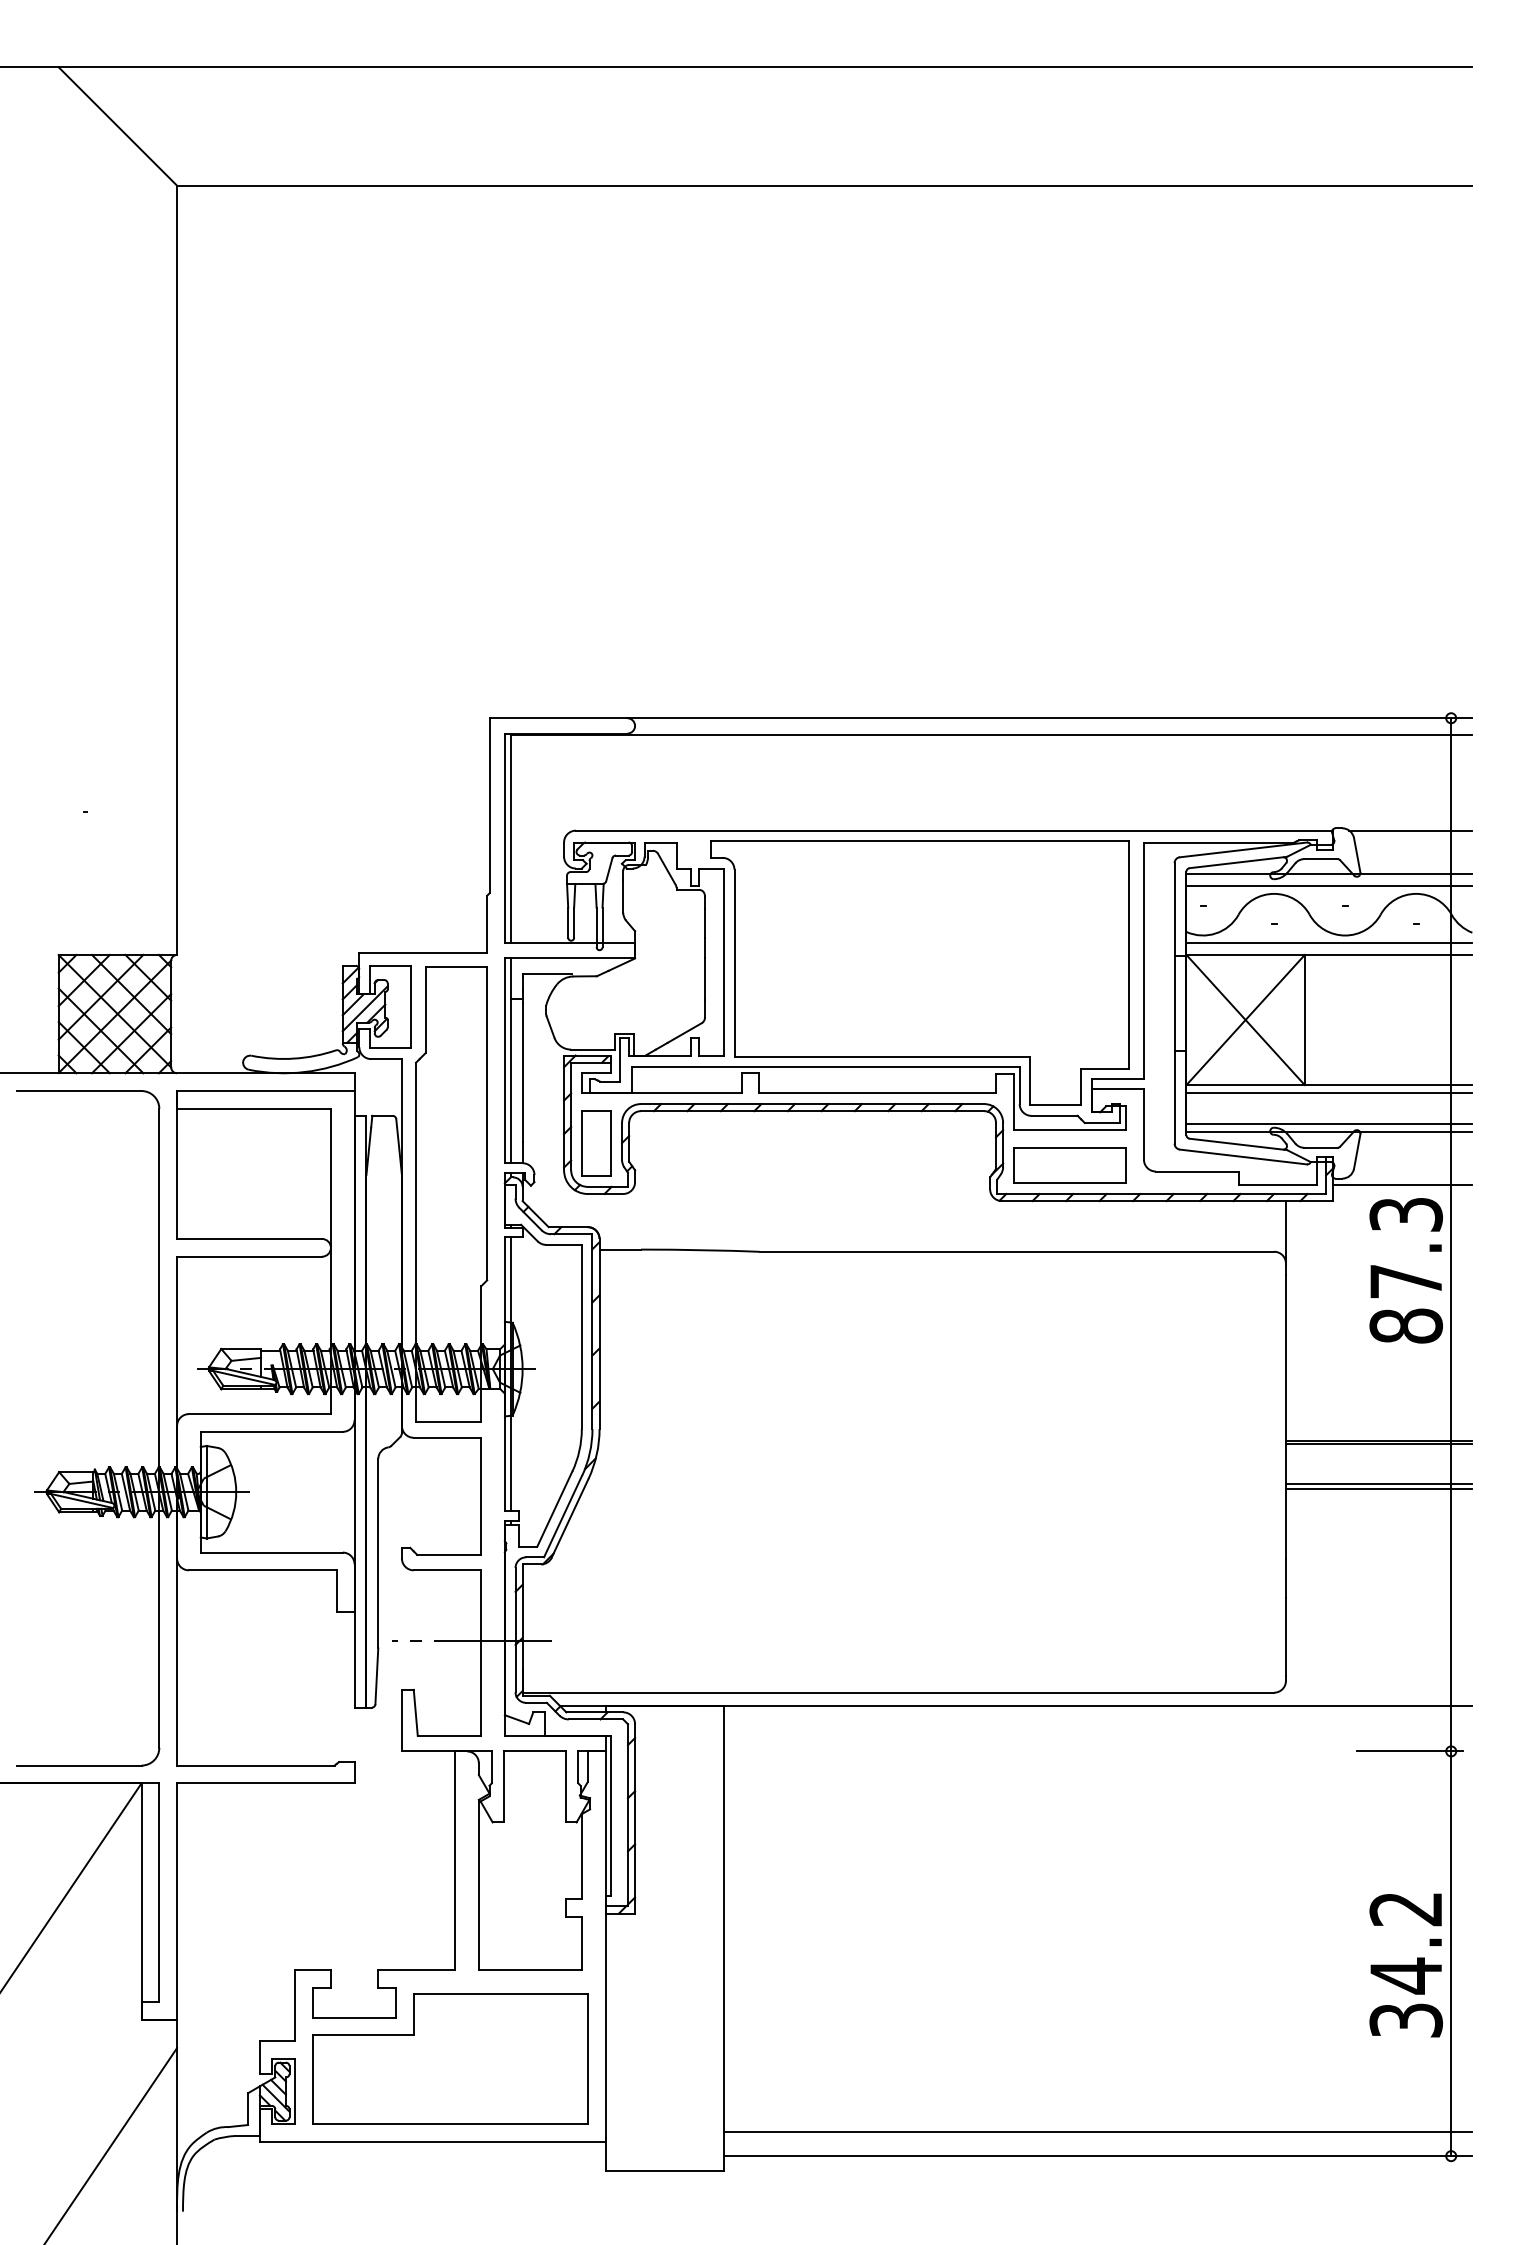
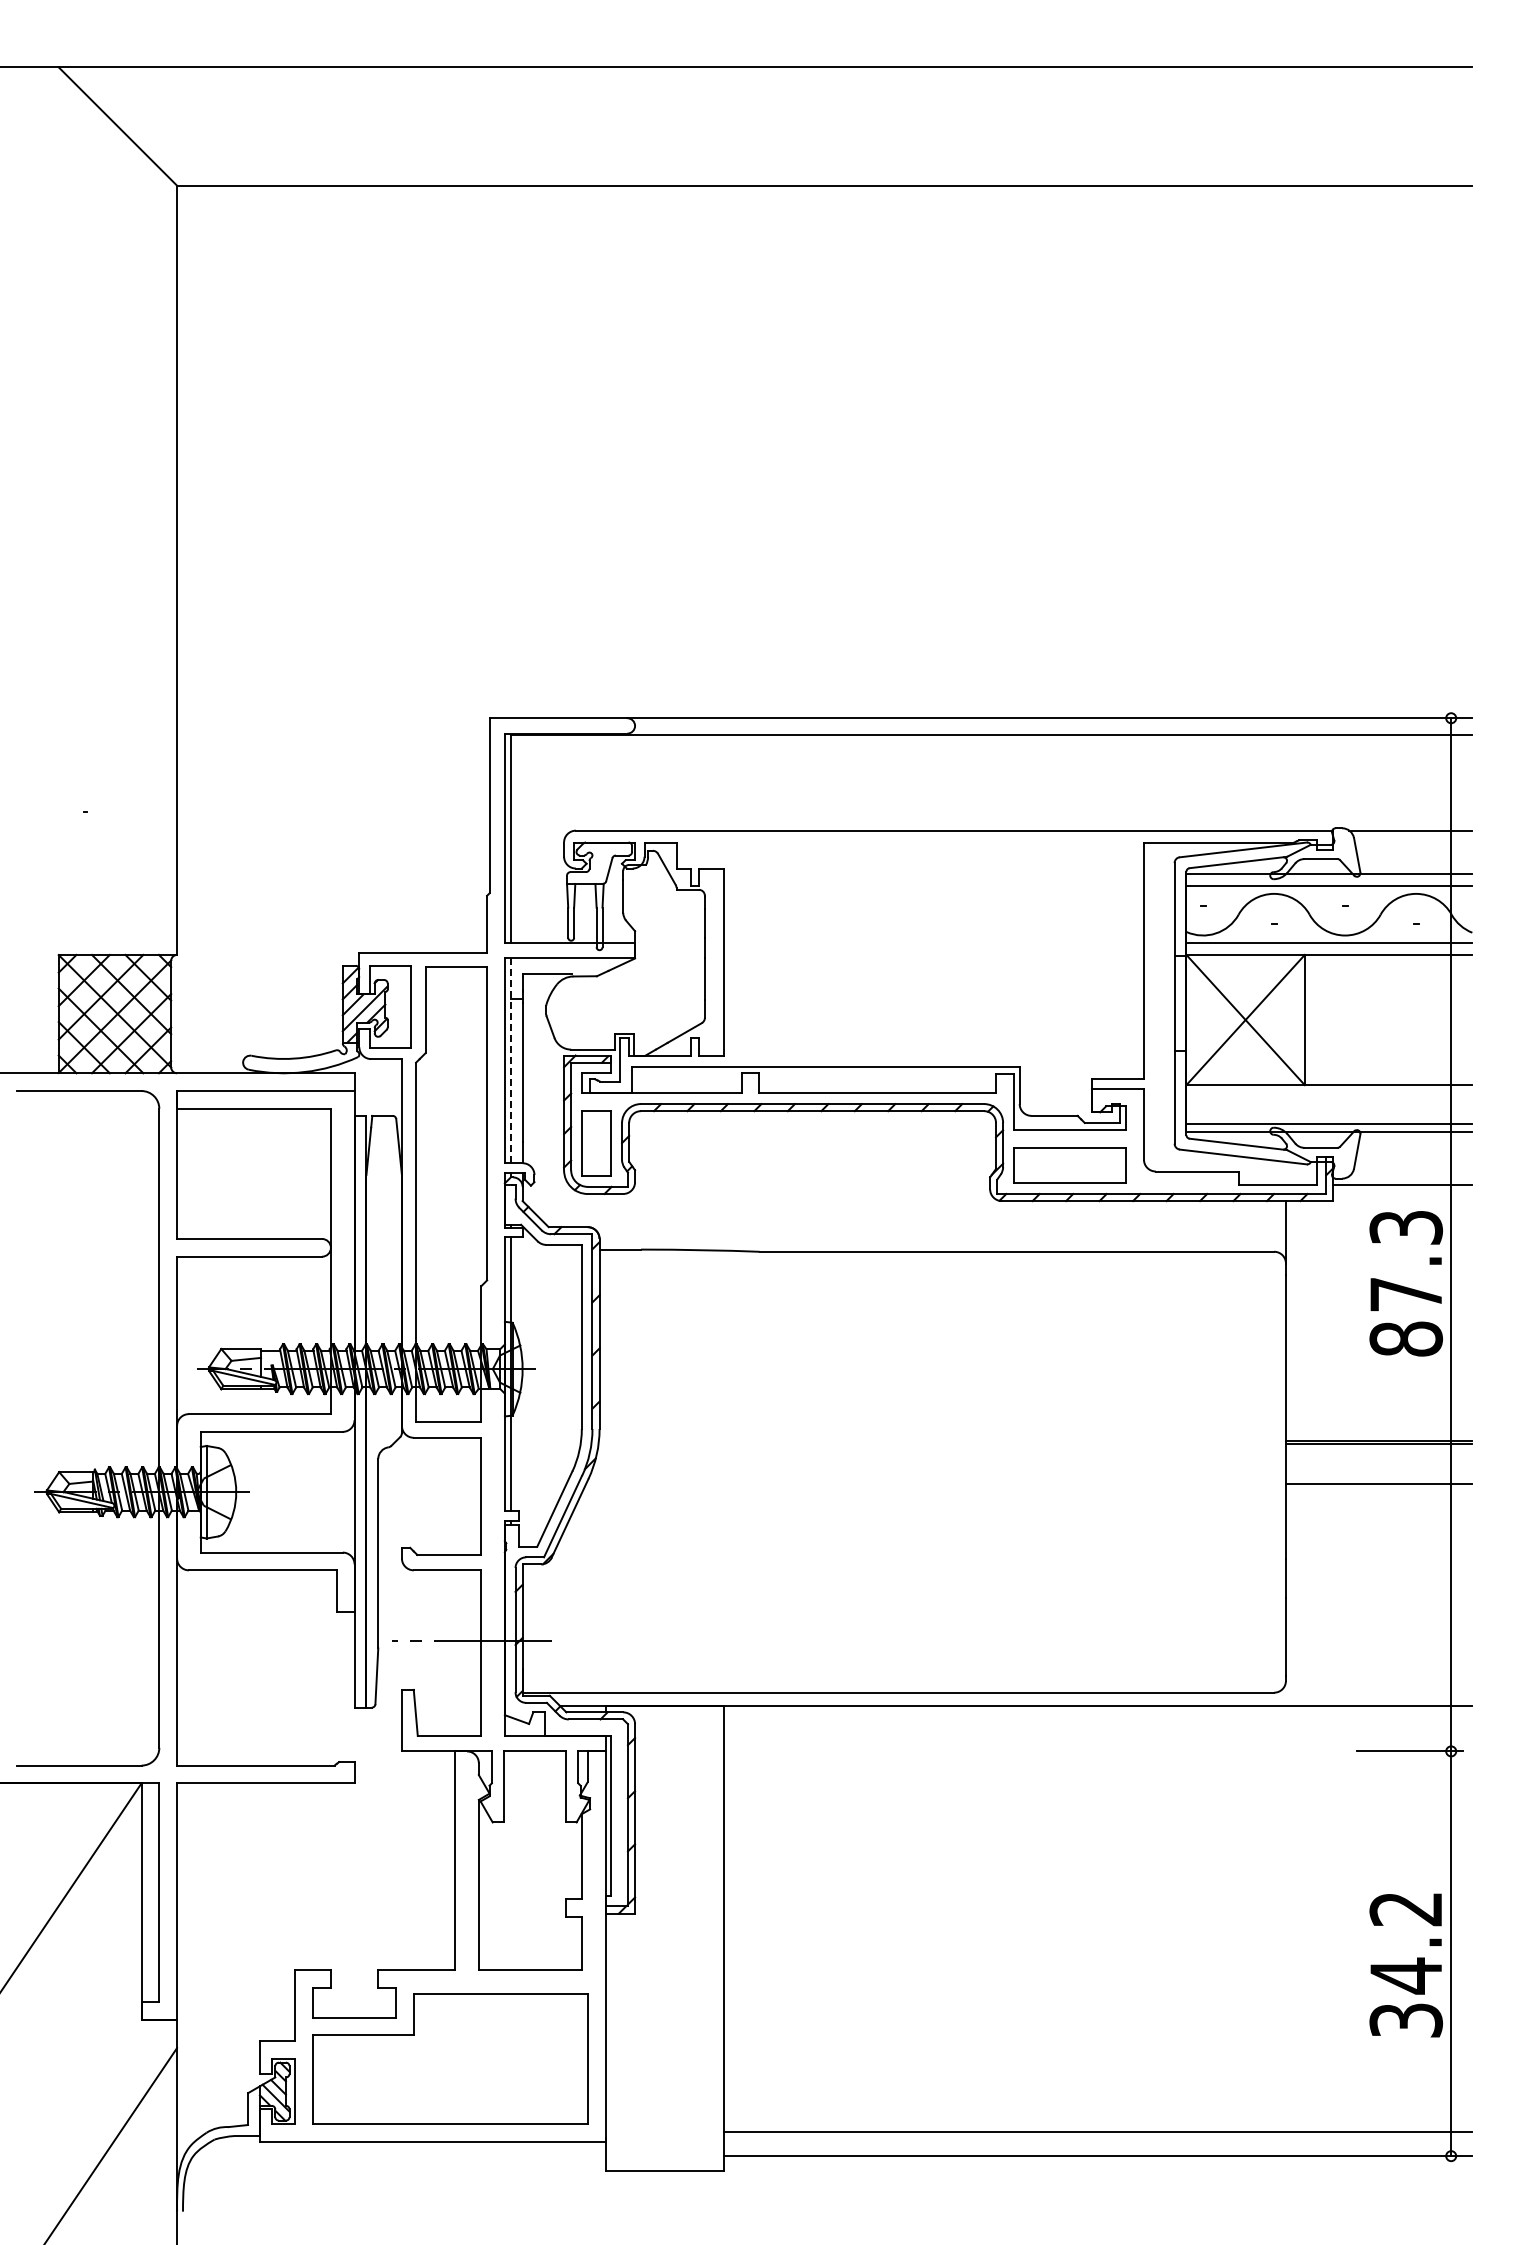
part: present -> none (919, 972)
line: solid -> dashed (510, 1061)
line: present -> none (1329, 1093)
text position: (1405, 1270) -> (1405, 1283) (1405, 1283)
line: present -> none (1378, 1488)
